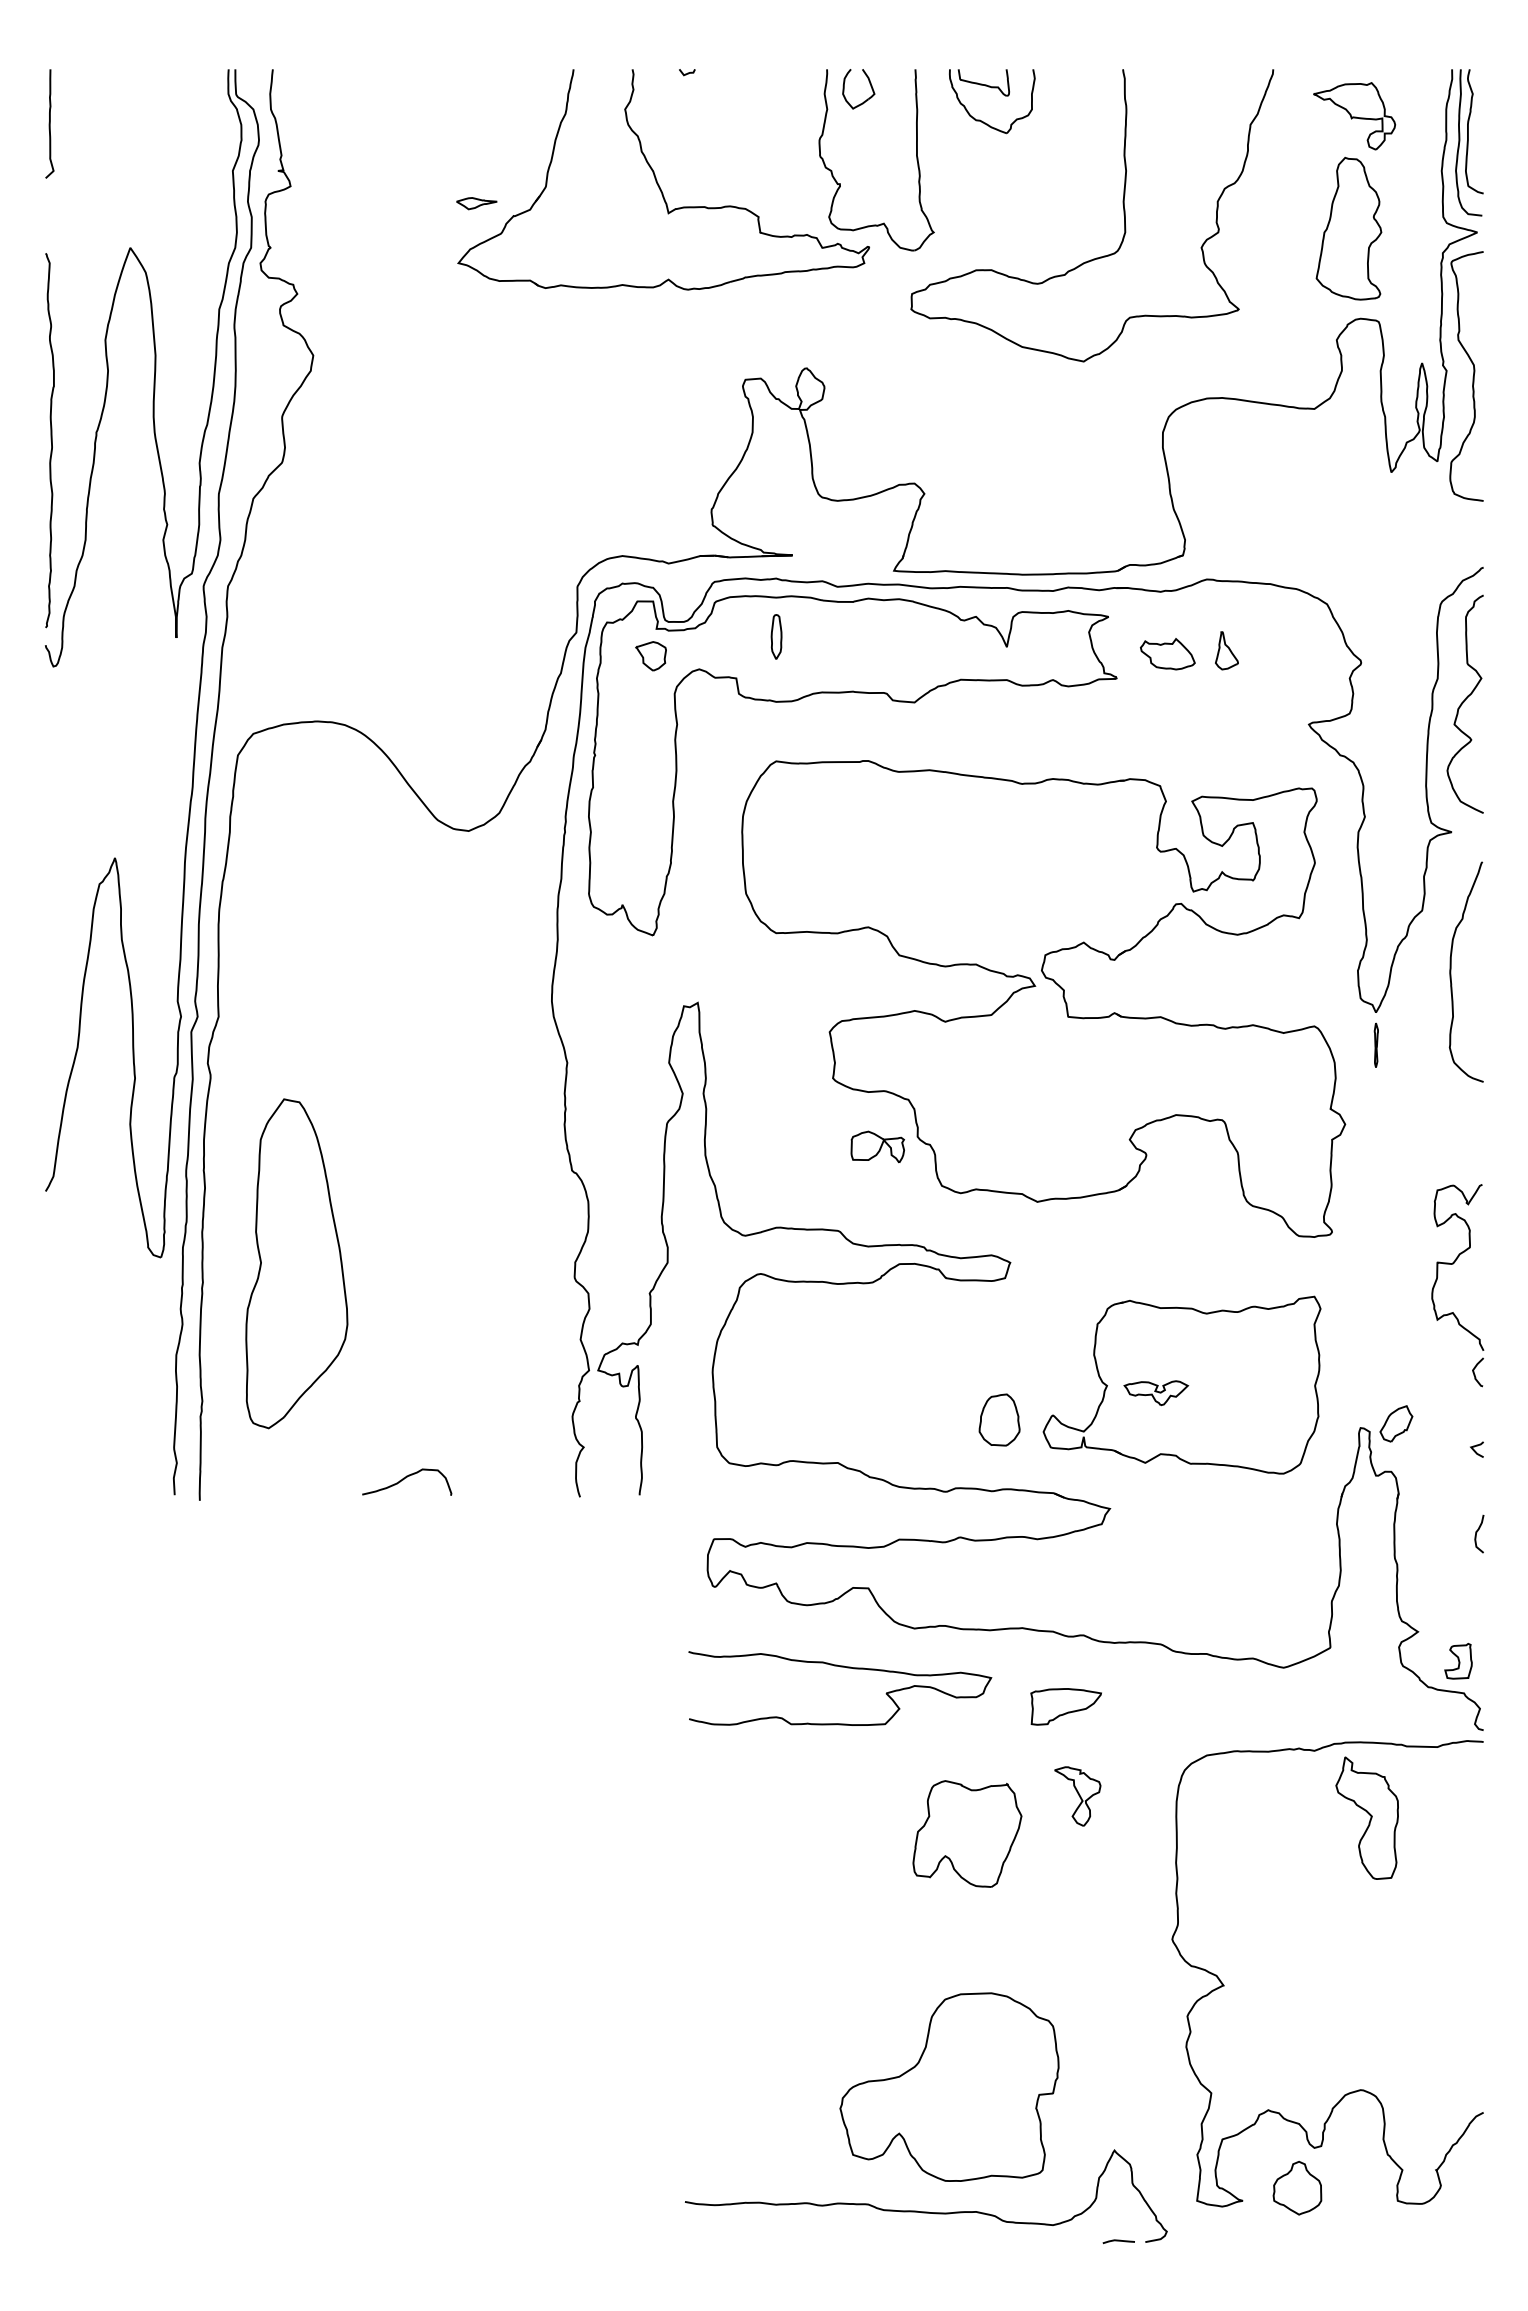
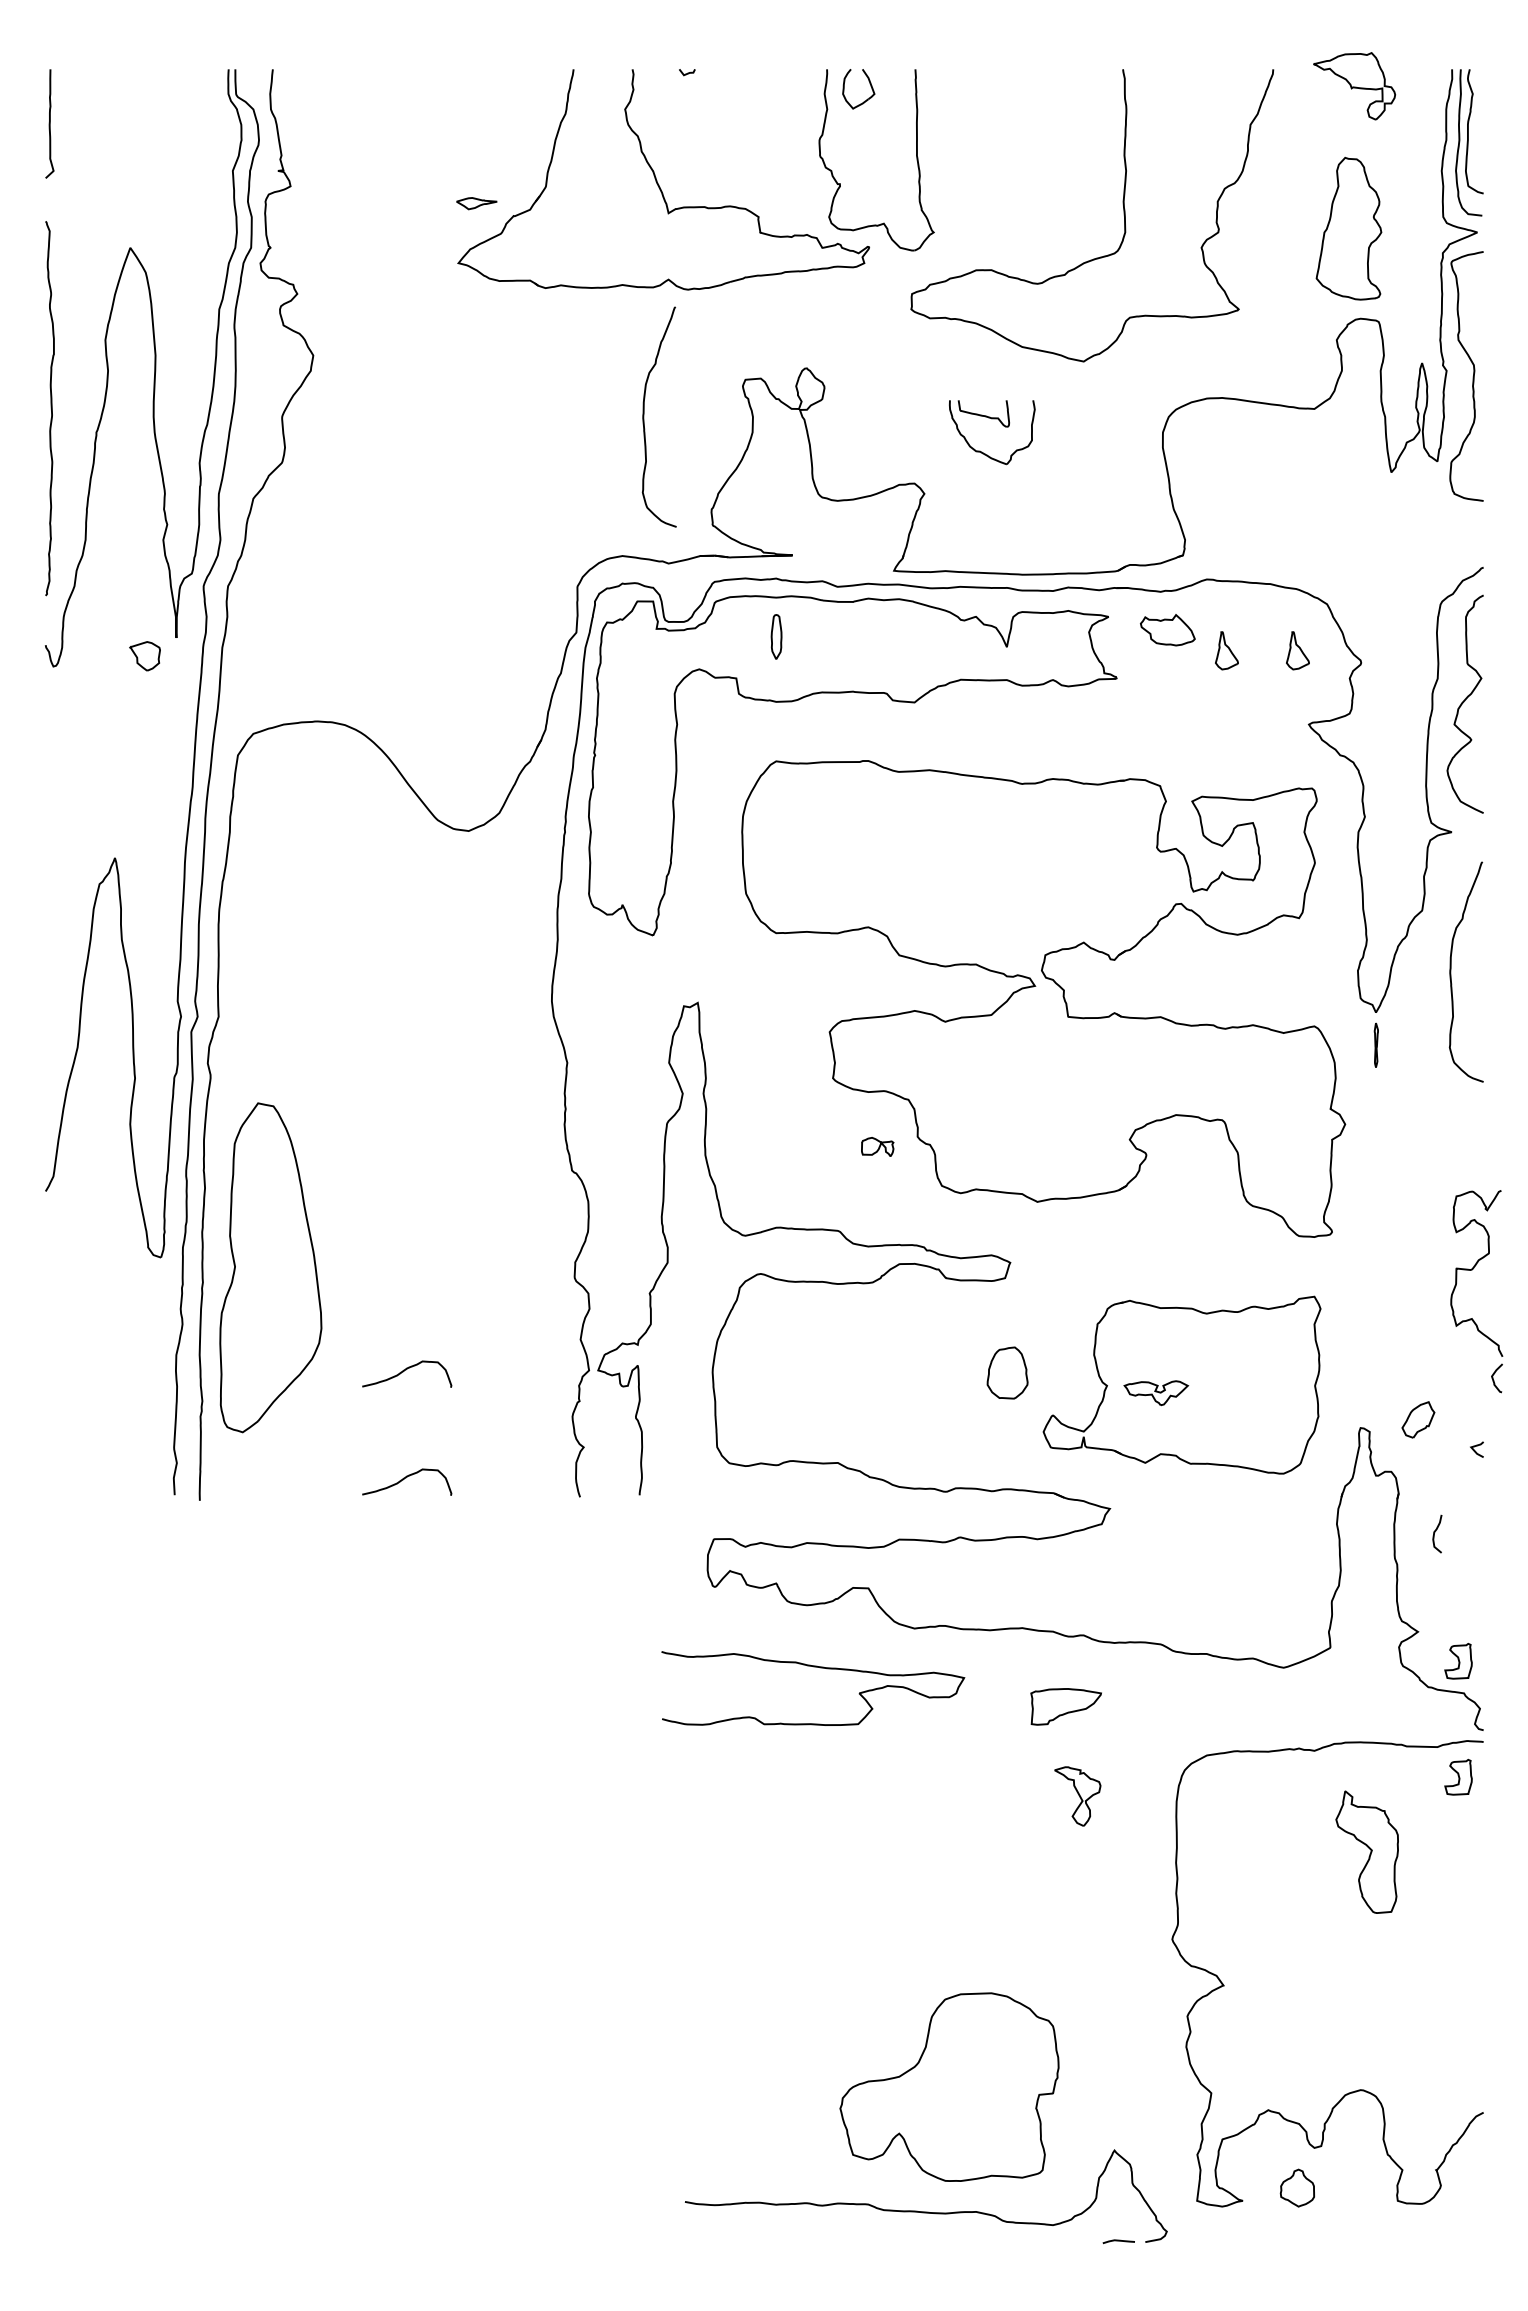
part position: (1001, 93) -> (1001, 424) (1001, 424)
part position: (1354, 116) -> (1354, 86) (1354, 86)
curve: none -> present (644, 416)
curve position: (50, 440) -> (50, 408) (50, 408)
part: none -> present (1297, 650)
part position: (1167, 654) -> (1167, 630) (1167, 630)
part position: (650, 656) -> (144, 656) (144, 656)
part size: 55x34 px -> 34x20 px (877, 1146)
part position: (296, 1263) -> (270, 1267) (270, 1267)
part position: (1437, 1280) -> (1456, 1286) (1456, 1286)
curve: none -> present (406, 1370)
part position: (999, 1419) -> (1007, 1372) (1007, 1372)
part position: (1396, 1423) -> (1418, 1419) (1418, 1419)
curve position: (1478, 1531) -> (1436, 1531) (1436, 1531)
curve position: (840, 1667) -> (813, 1667) (813, 1667)
part: none -> present (1458, 1777)
part position: (1366, 1817) -> (1366, 1851) (1366, 1851)
part: present -> none (967, 1833)
part size: 51x56 px -> 36x40 px (1296, 2187)
